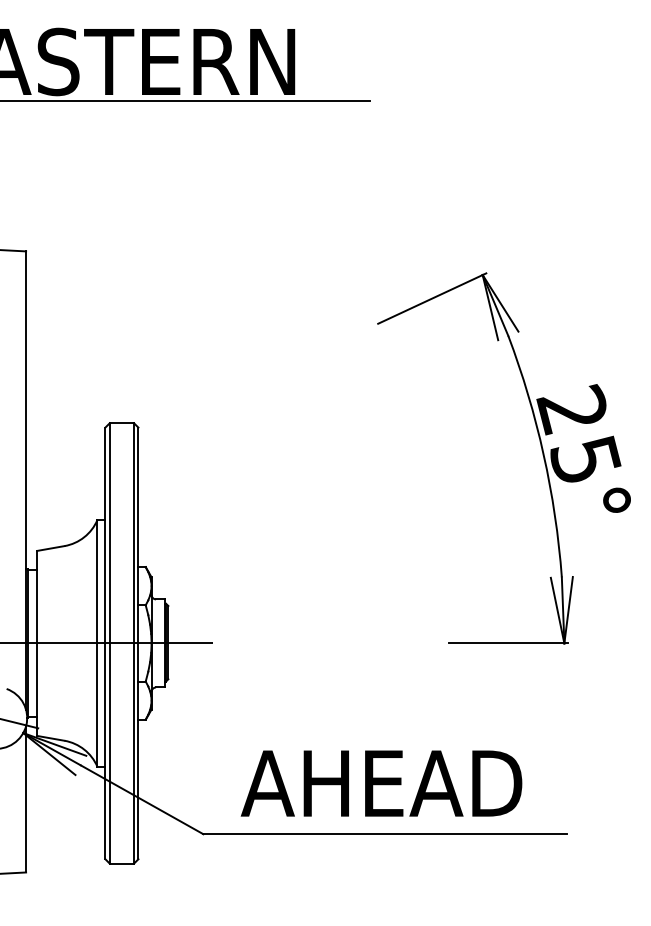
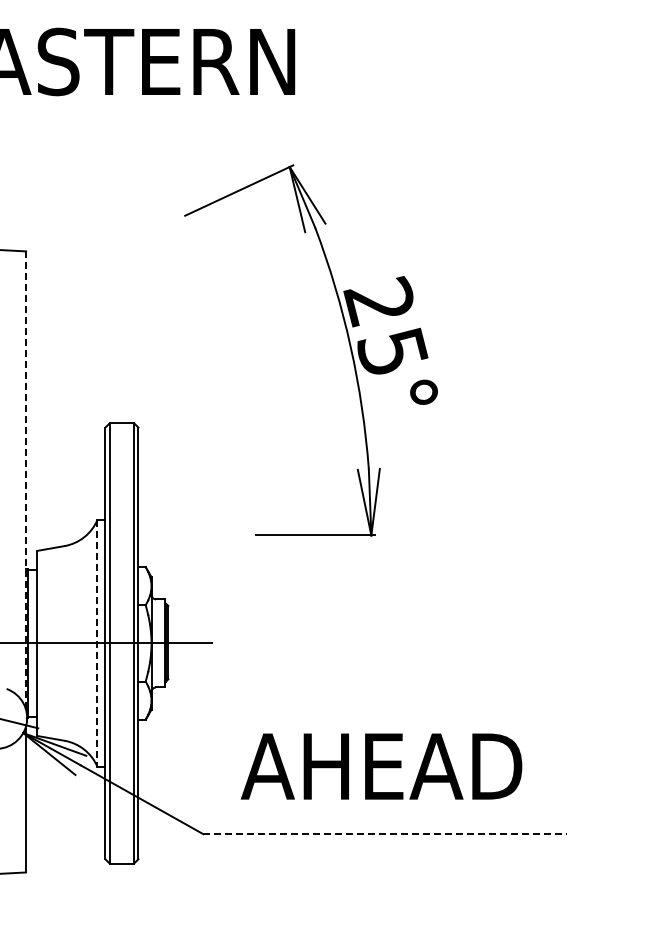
line: present -> none (186, 100)
part position: (541, 450) -> (348, 342) (348, 342)
line: solid -> dashed (26, 481)
line: solid -> dashed (97, 643)
text position: (381, 783) -> (381, 766) (381, 766)
line: solid -> dashed (385, 834)
